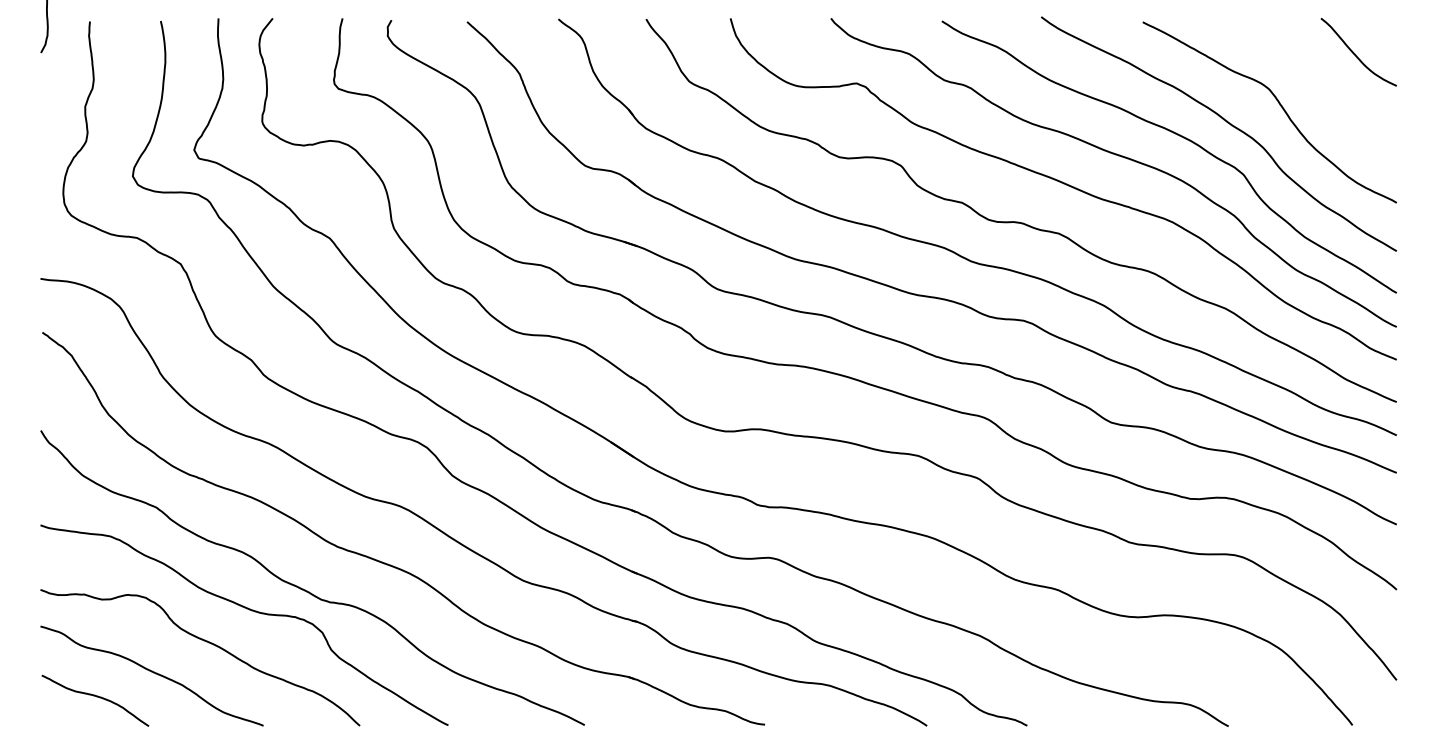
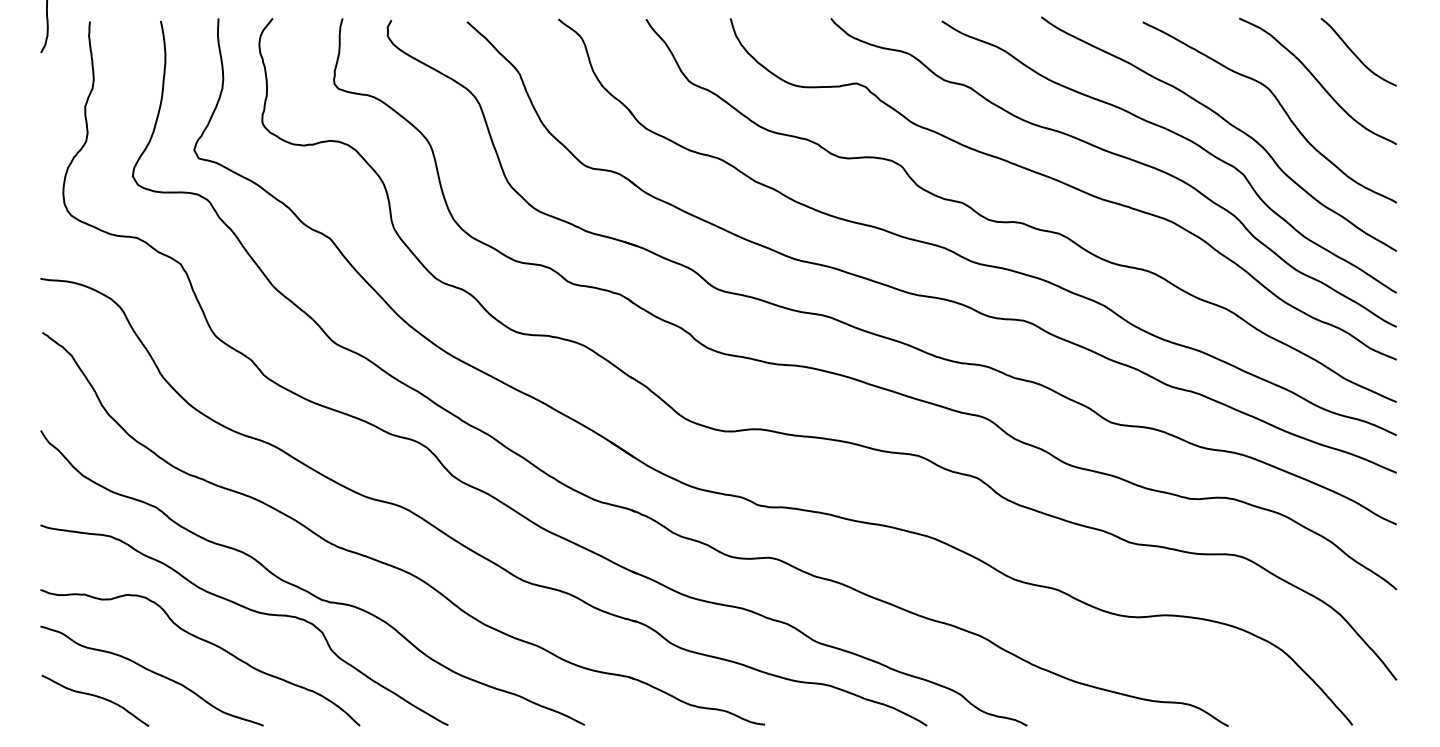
curve: none -> present (1317, 81)
